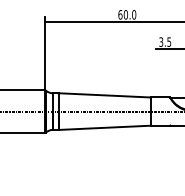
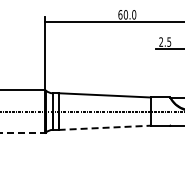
text: 3.5 -> 2.5 (161, 42)
line: solid -> dashed (105, 127)
line: solid -> dashed (22, 133)
